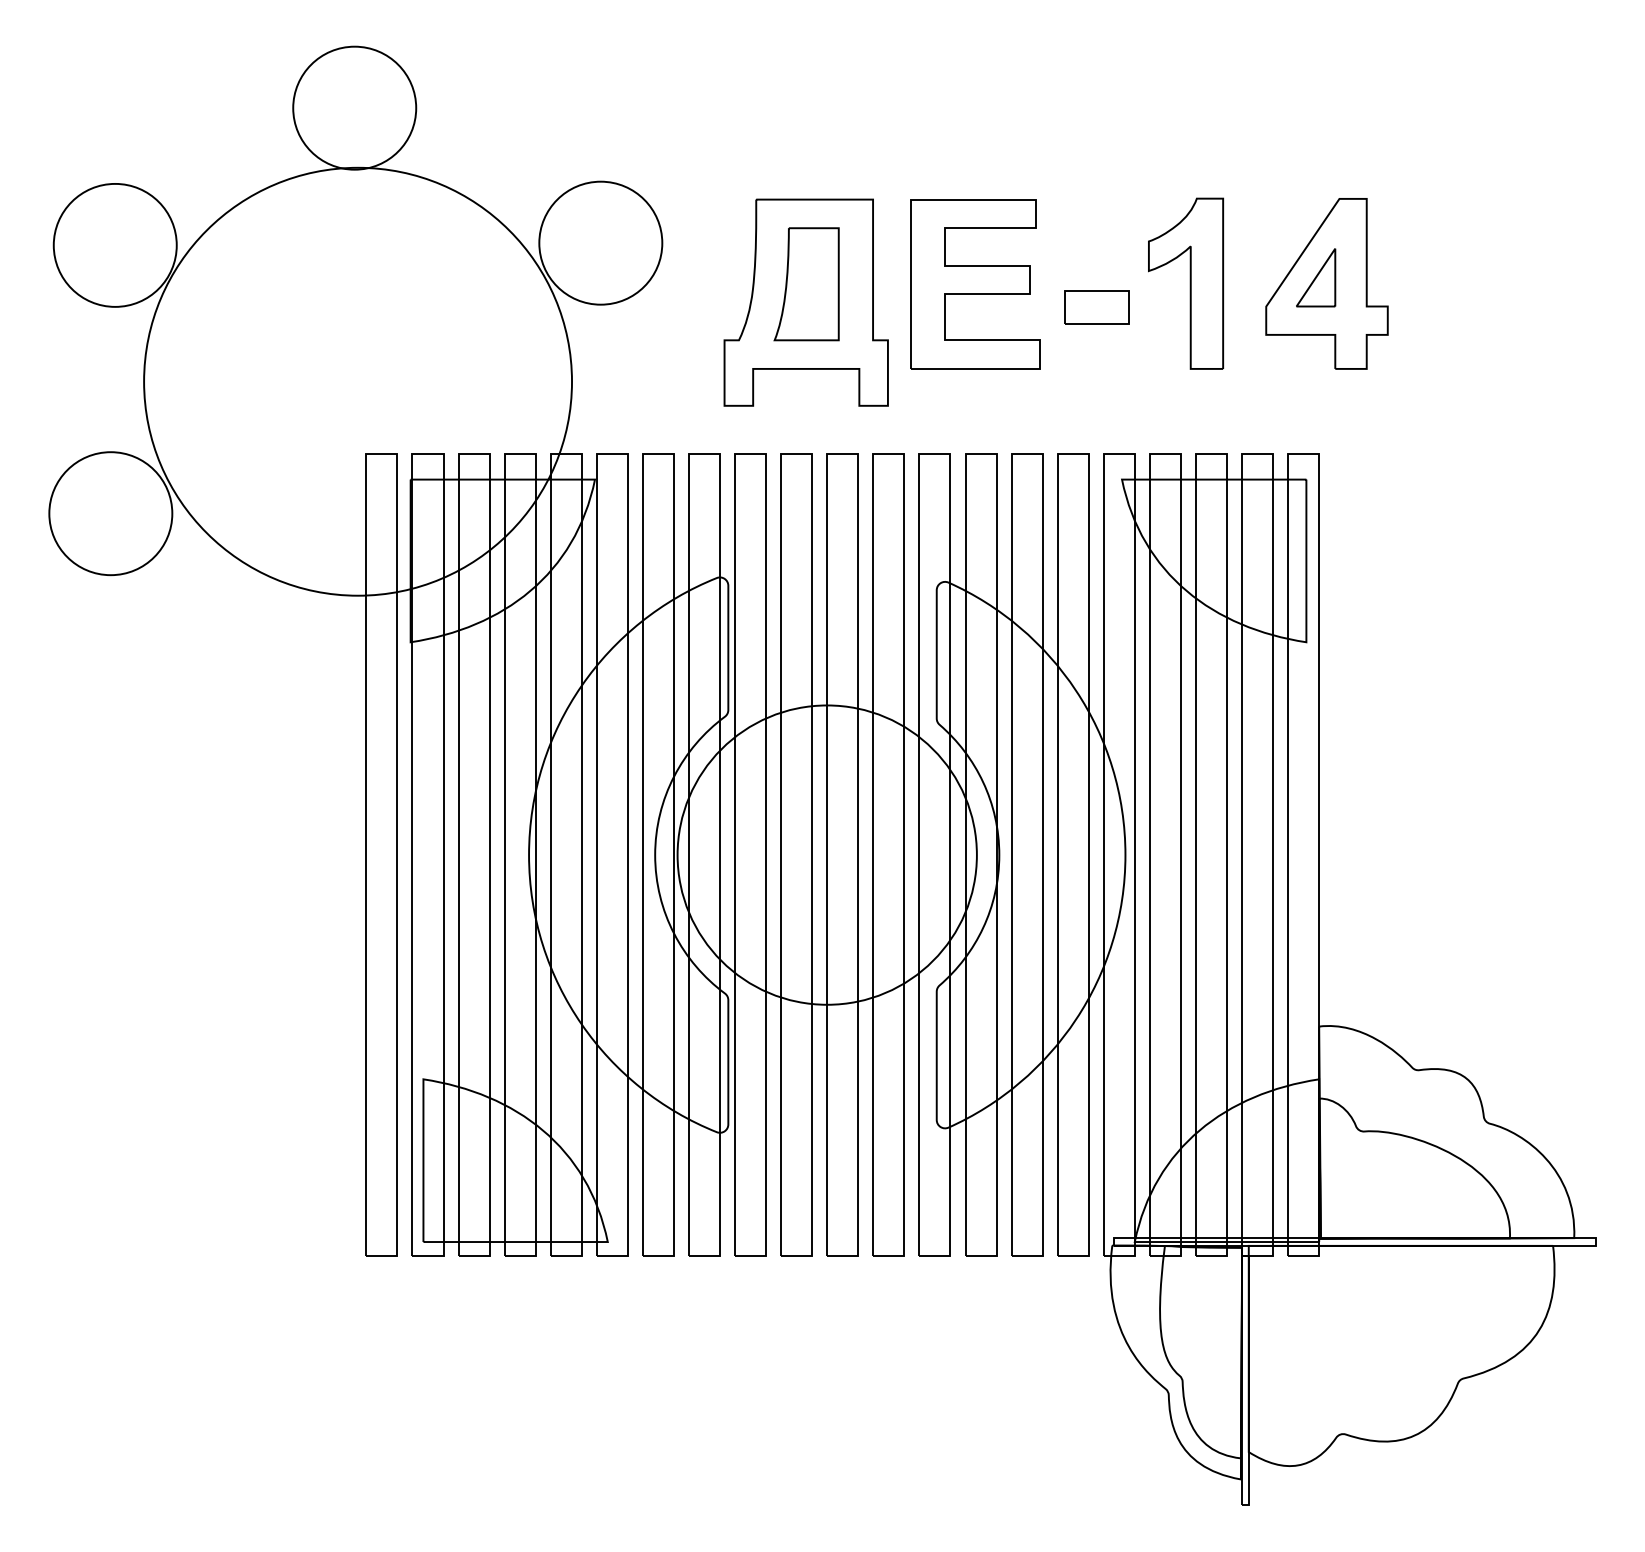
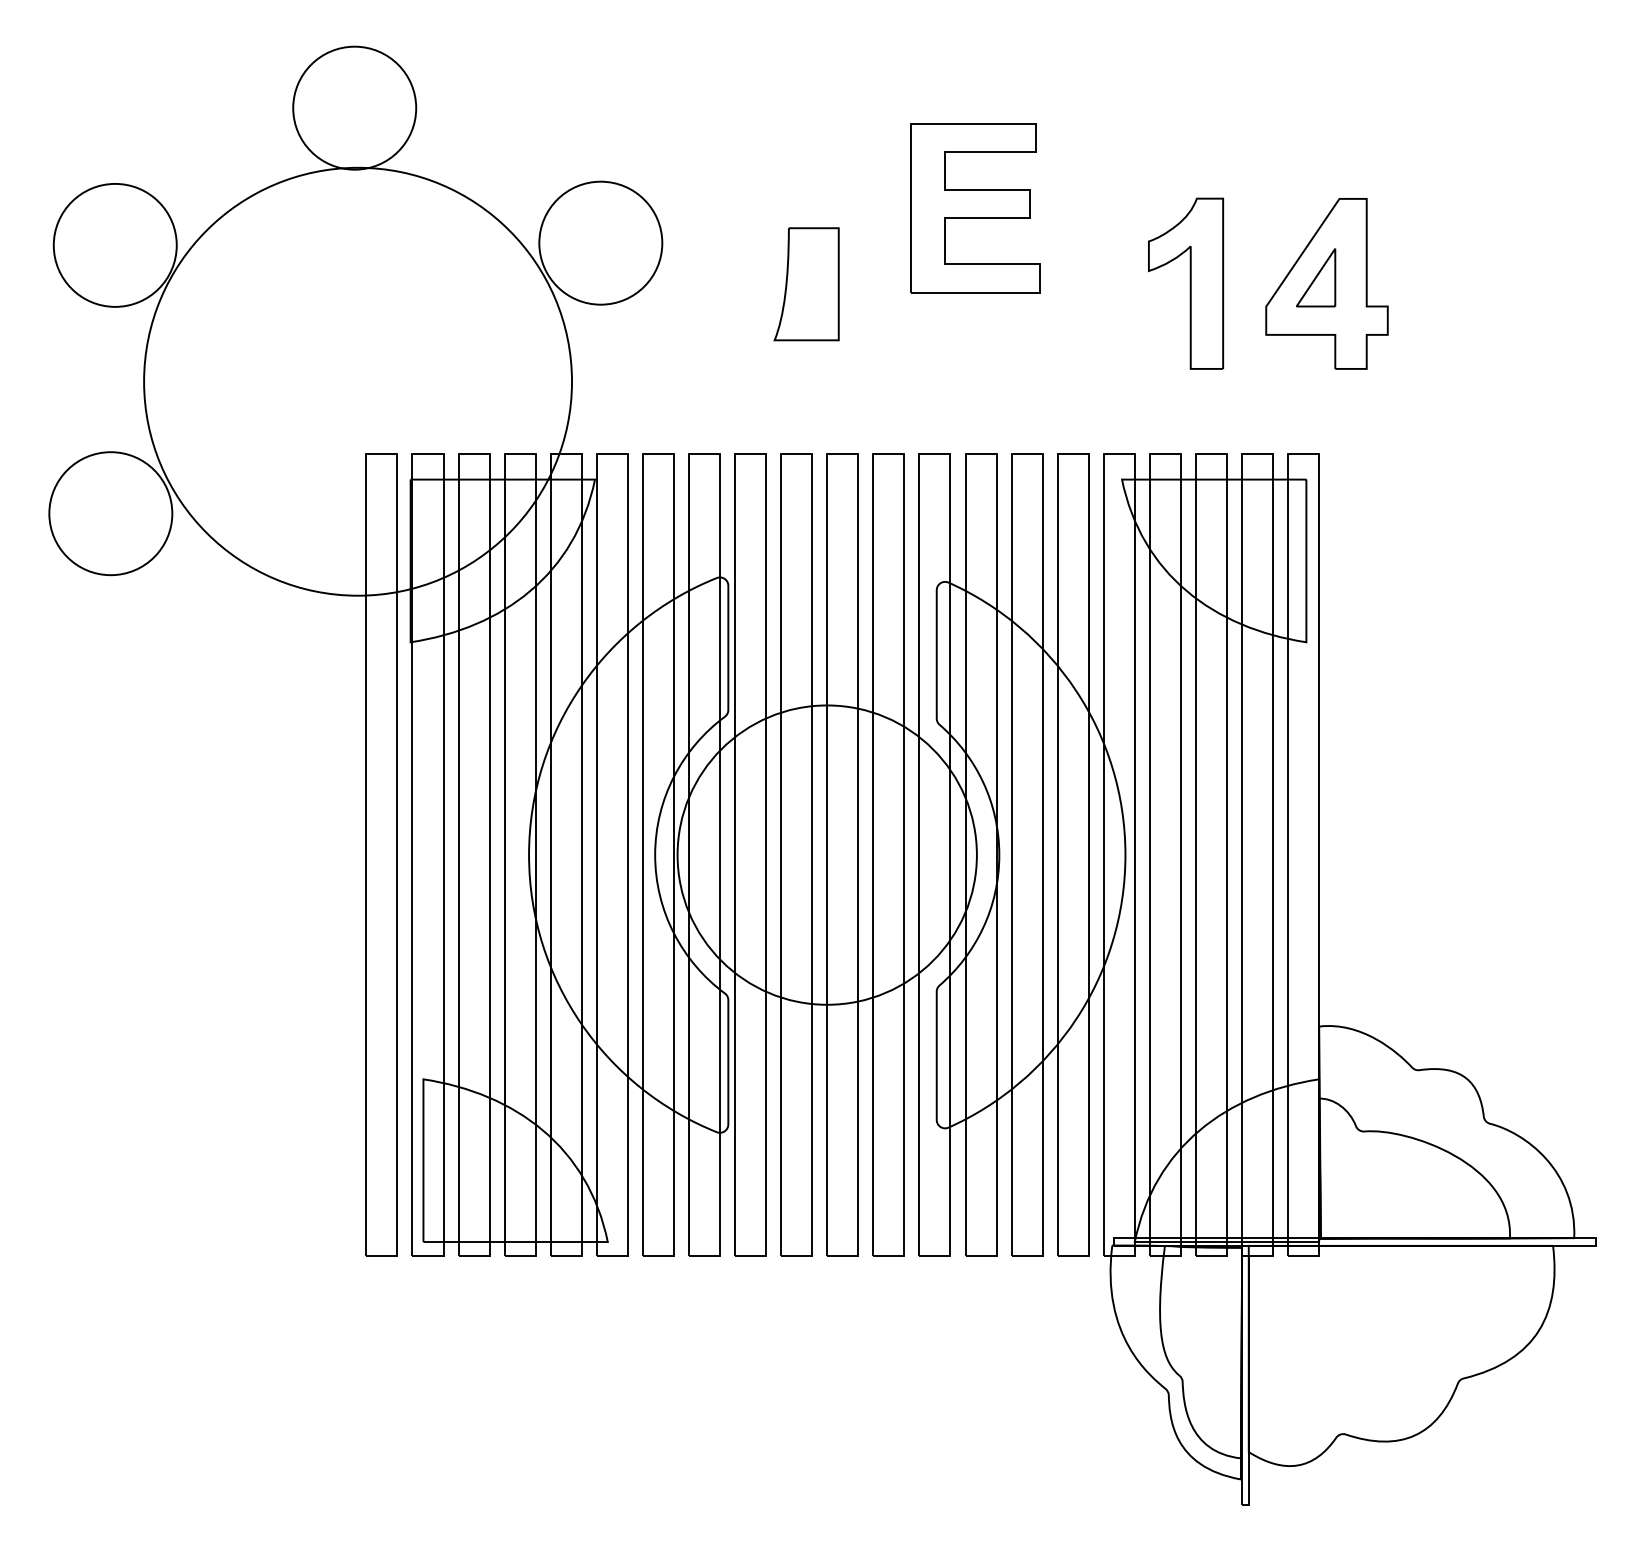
part position: (975, 284) -> (975, 208) (975, 208)
part: present -> none (805, 302)
part: present -> none (1096, 307)
